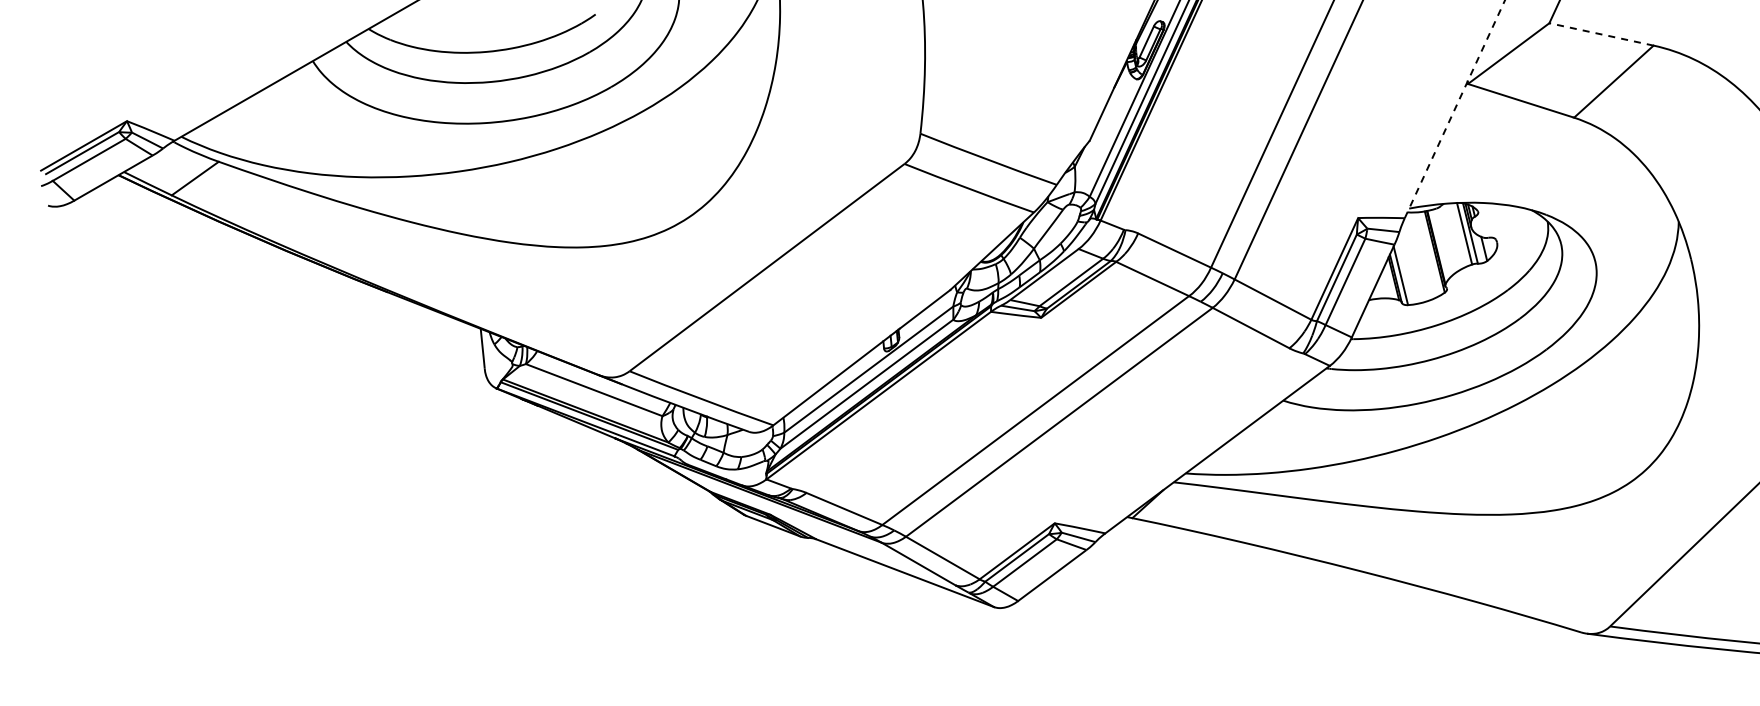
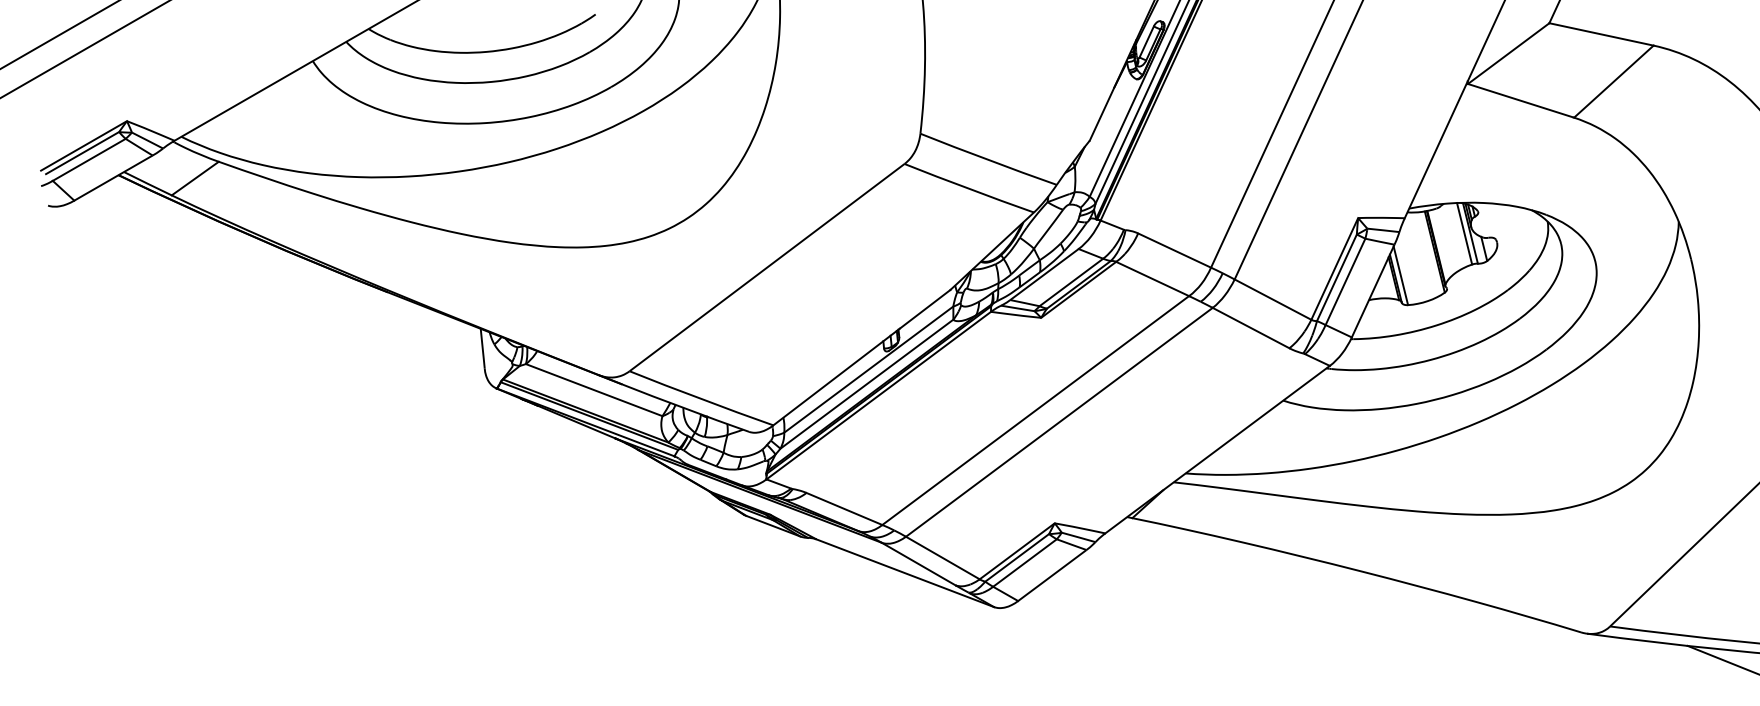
line: none -> present (59, 34)
line: dashed -> solid (1601, 34)
line: none -> present (84, 49)
line: dashed -> solid (1454, 109)
line: none -> present (1721, 659)
